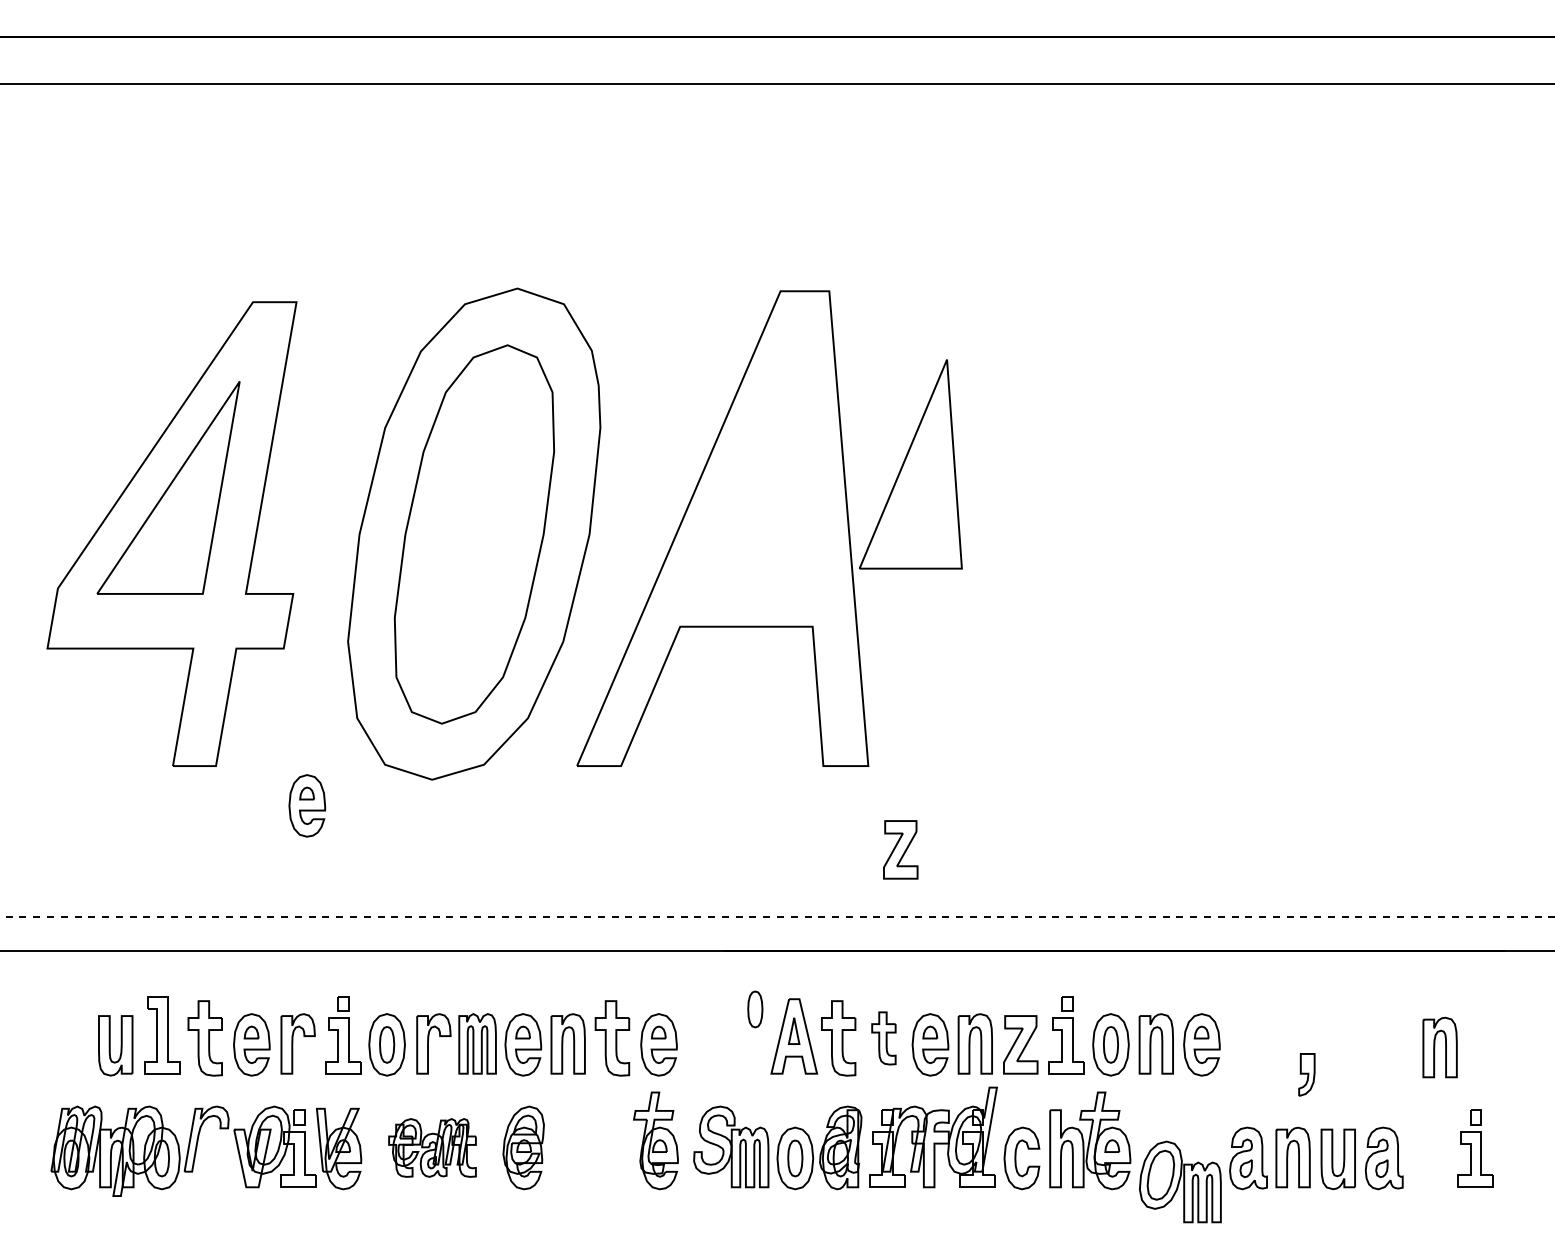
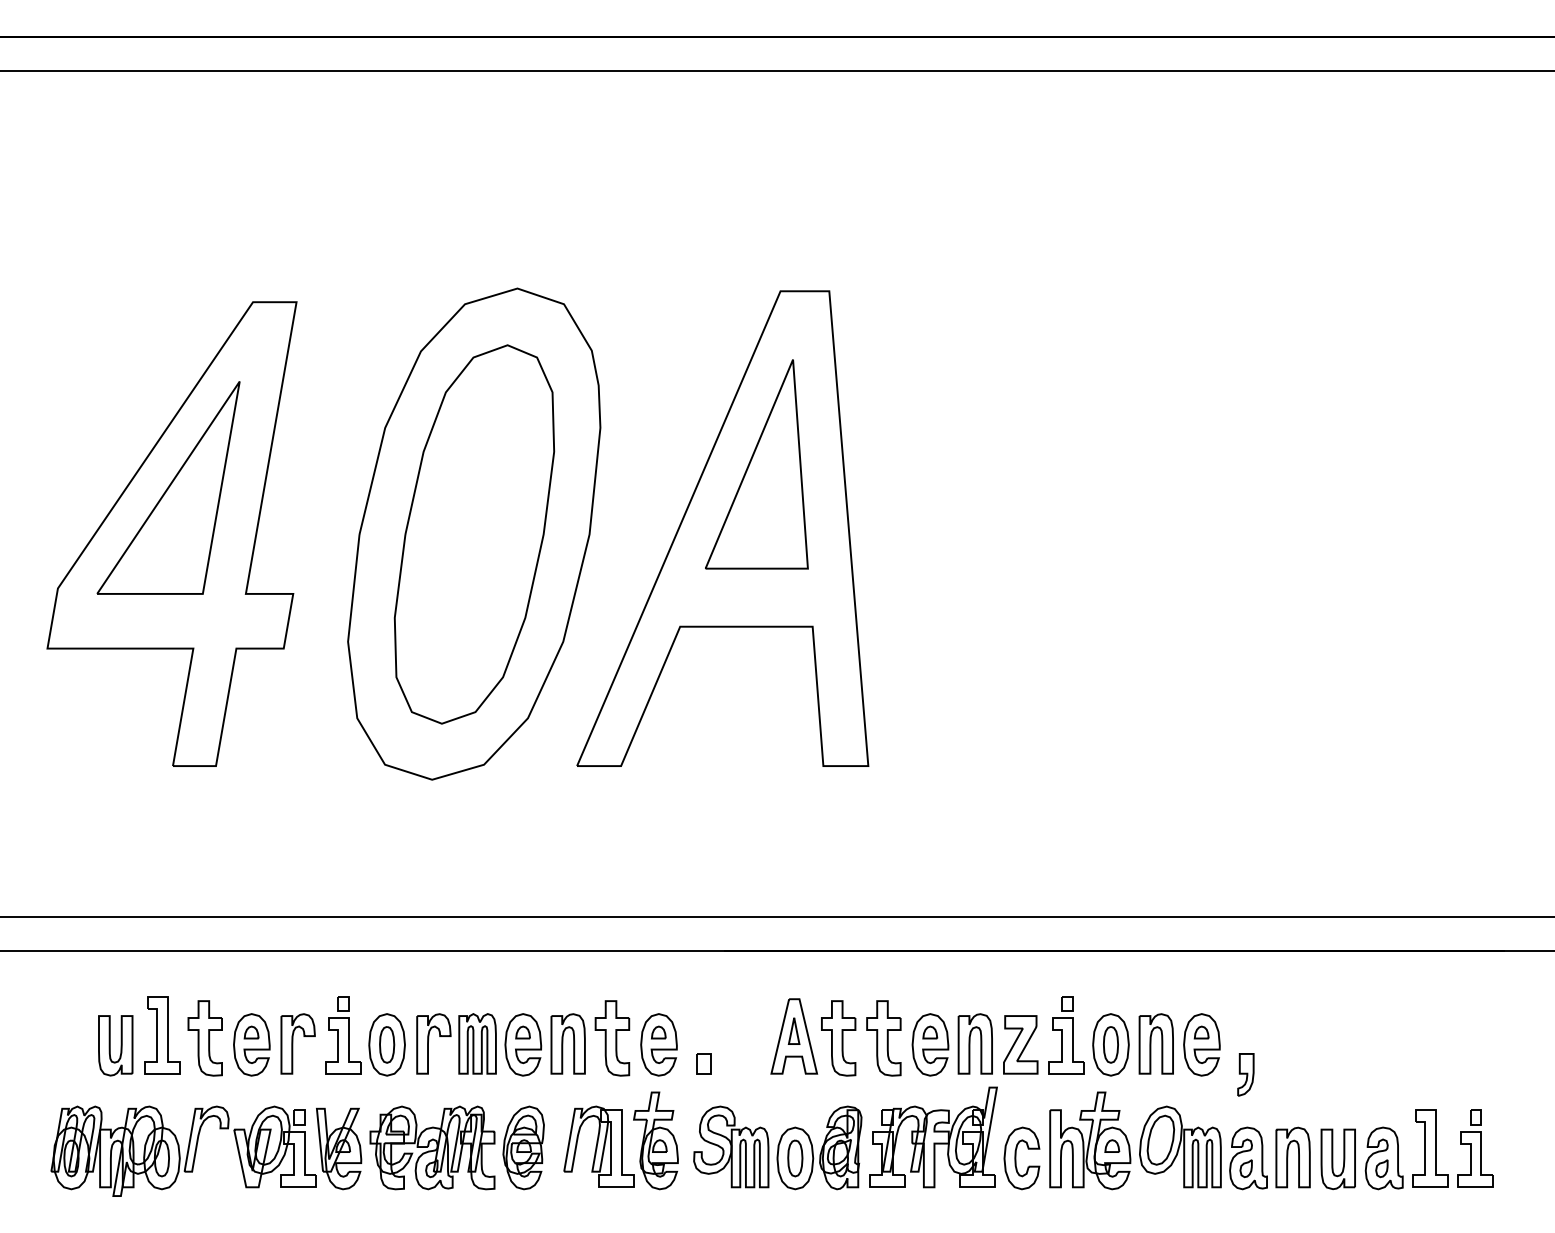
line position: (776, 83) -> (776, 70) (776, 70)
part position: (910, 464) -> (756, 464) (756, 464)
part: present -> none (307, 805)
part: present -> none (900, 849)
line: dashed -> solid (777, 917)
part: present -> none (755, 1009)
part size: 26x55 px -> 36x77 px (883, 1038)
part: present -> none (1439, 1047)
part: none -> present (703, 1063)
part position: (1306, 1074) -> (1245, 1074) (1245, 1074)
part: none -> present (598, 1146)
part size: 89x60 px -> 127x86 px (432, 1147)
part: none -> present (1430, 1148)
part position: (1180, 1181) -> (1180, 1146) (1180, 1146)
